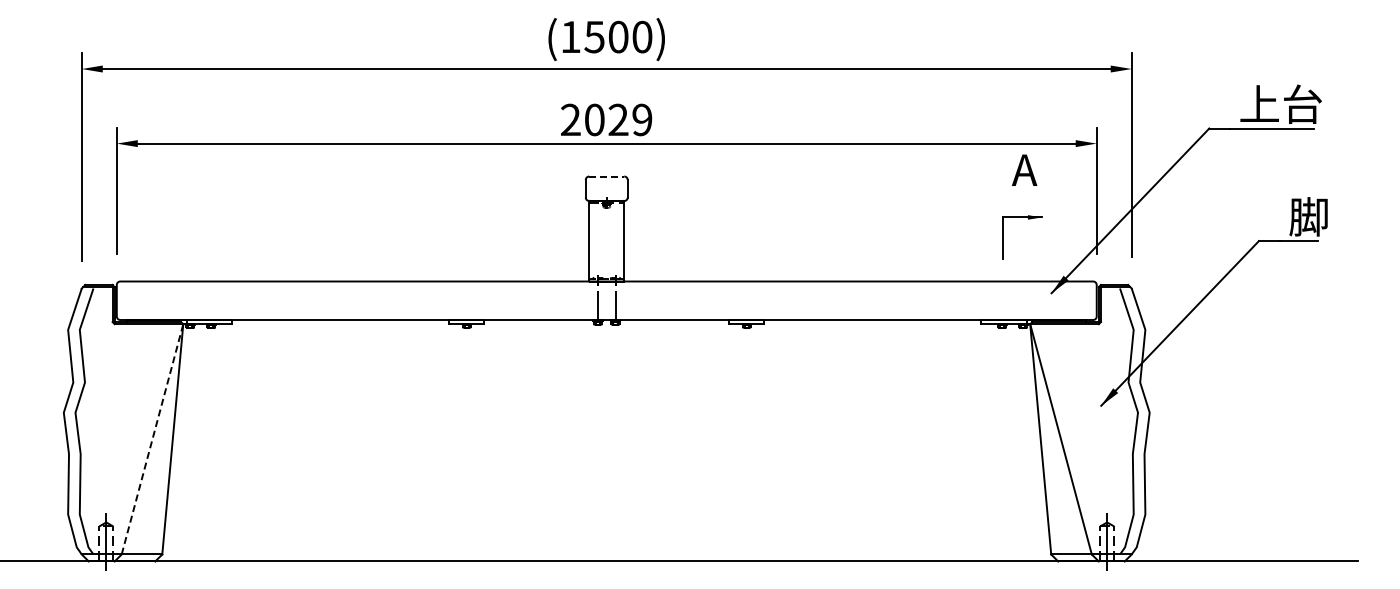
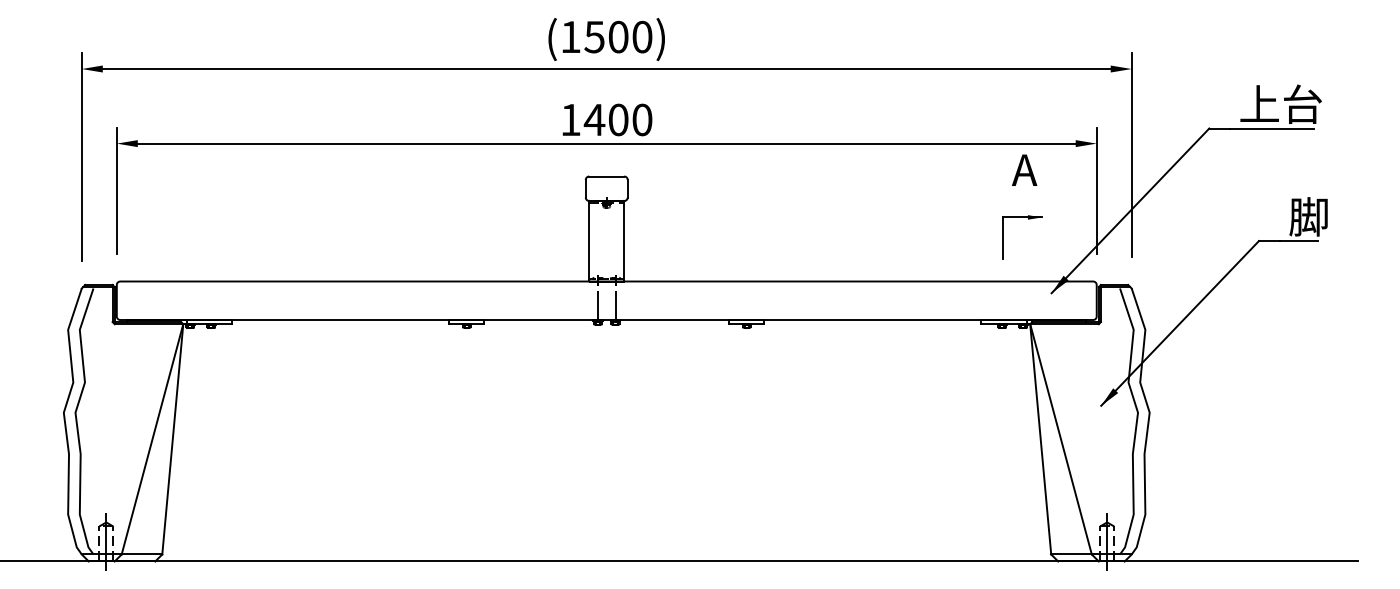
text: 2029 -> 1400 (606, 119)
line: dashed -> solid (607, 176)
line: dashed -> solid (152, 438)
